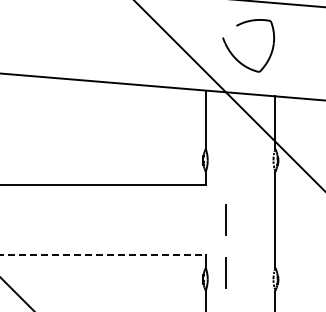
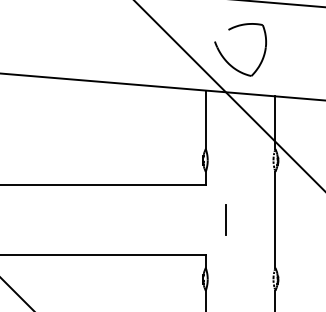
part position: (234, 55) -> (226, 59) (226, 59)
line: dashed -> solid (103, 254)
line: present -> none (225, 272)
